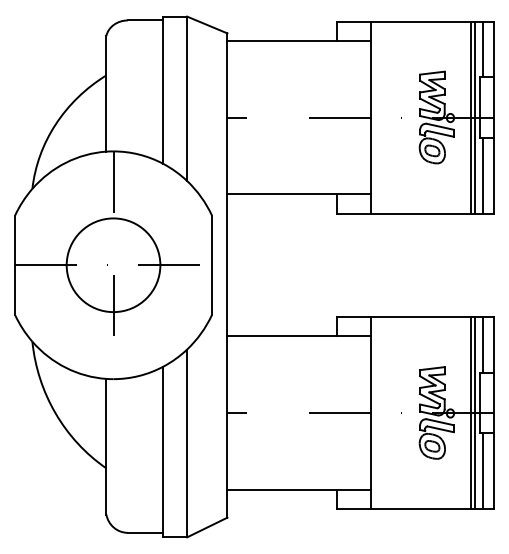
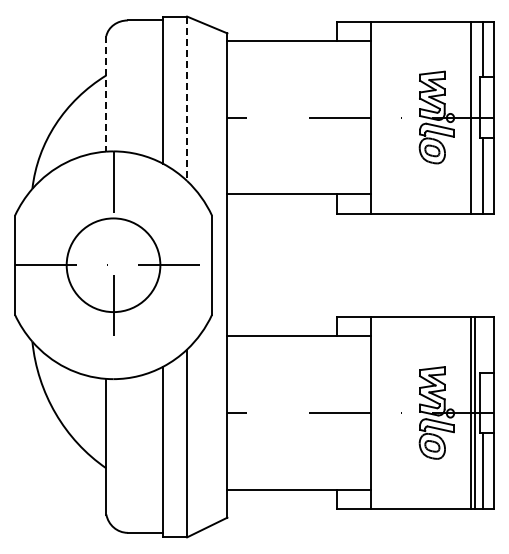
line: solid -> dashed (106, 93)
line: solid -> dashed (187, 99)
line: present -> none (475, 117)
line: present -> none (483, 344)
